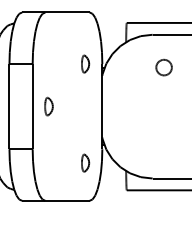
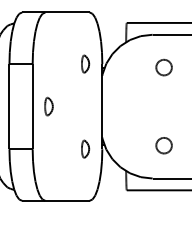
part: none -> present (163, 145)
part position: (85, 162) -> (85, 148) (85, 148)
